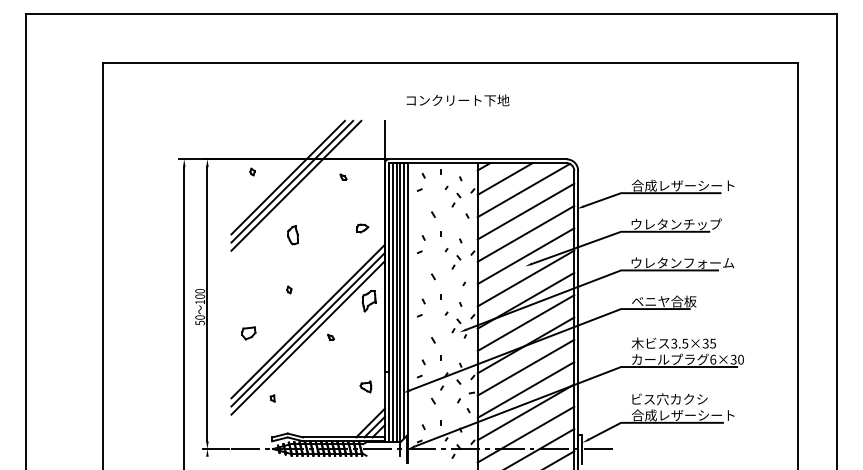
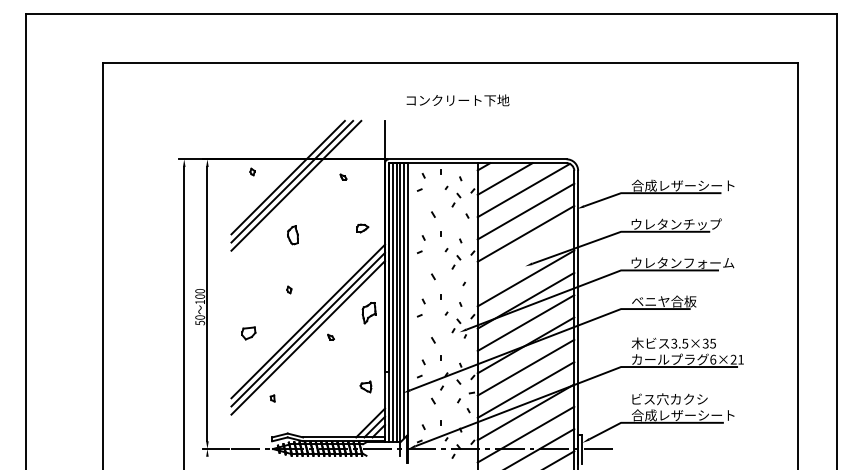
line: present -> none (525, 256)
part position: (368, 301) -> (368, 313) (368, 313)
text: 6×30 -> 6×21 (736, 359)
